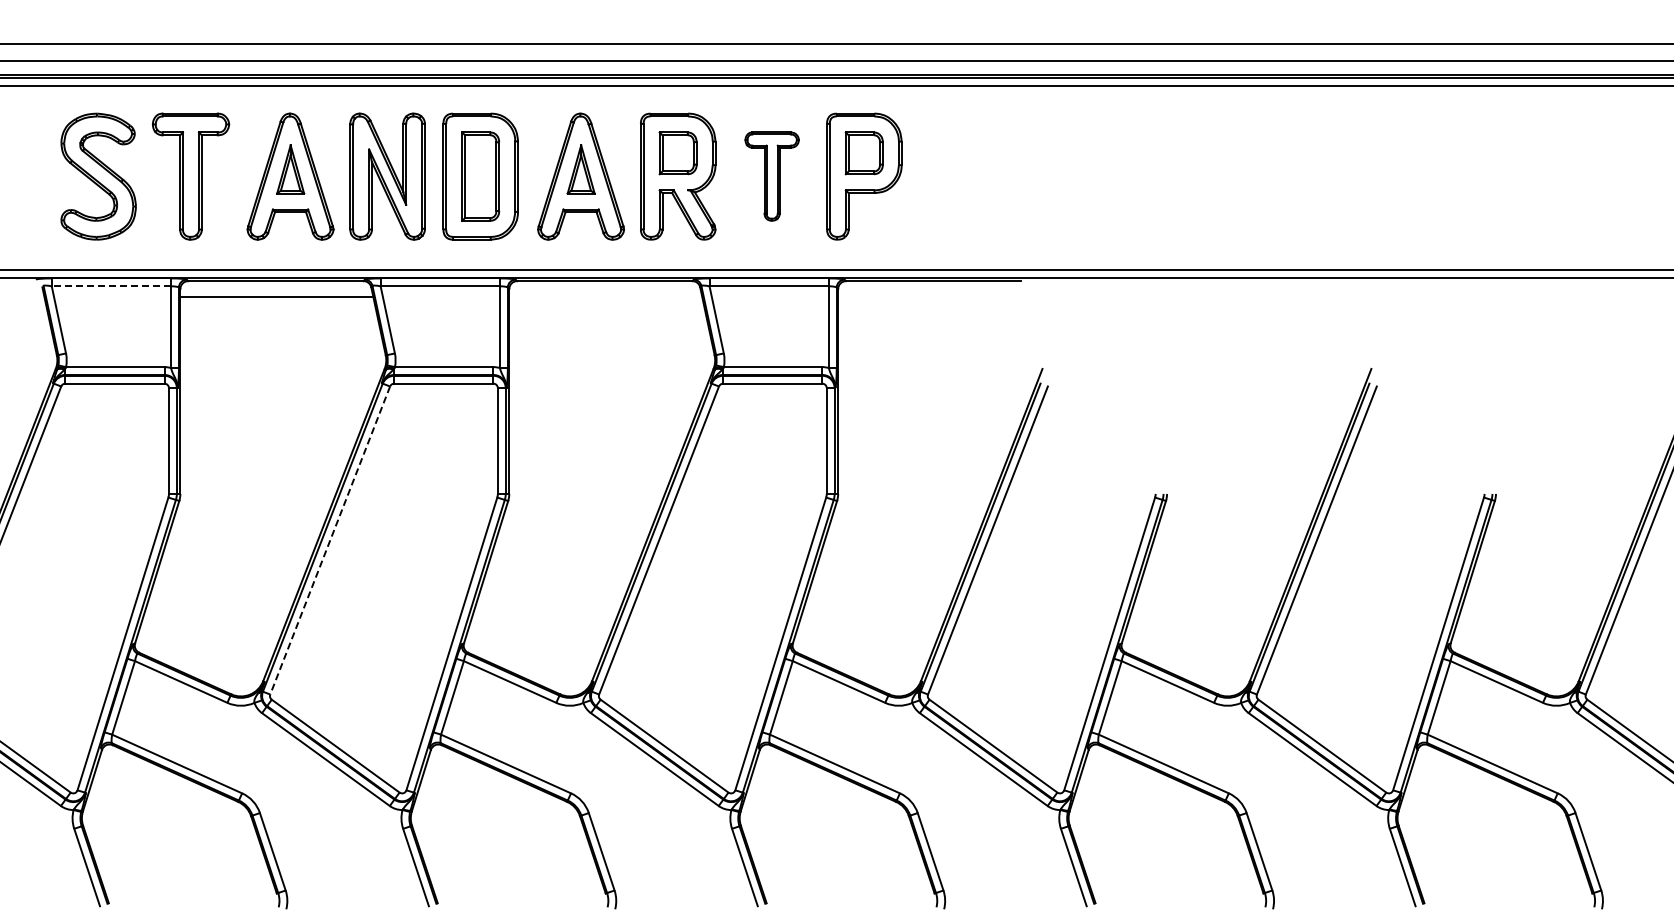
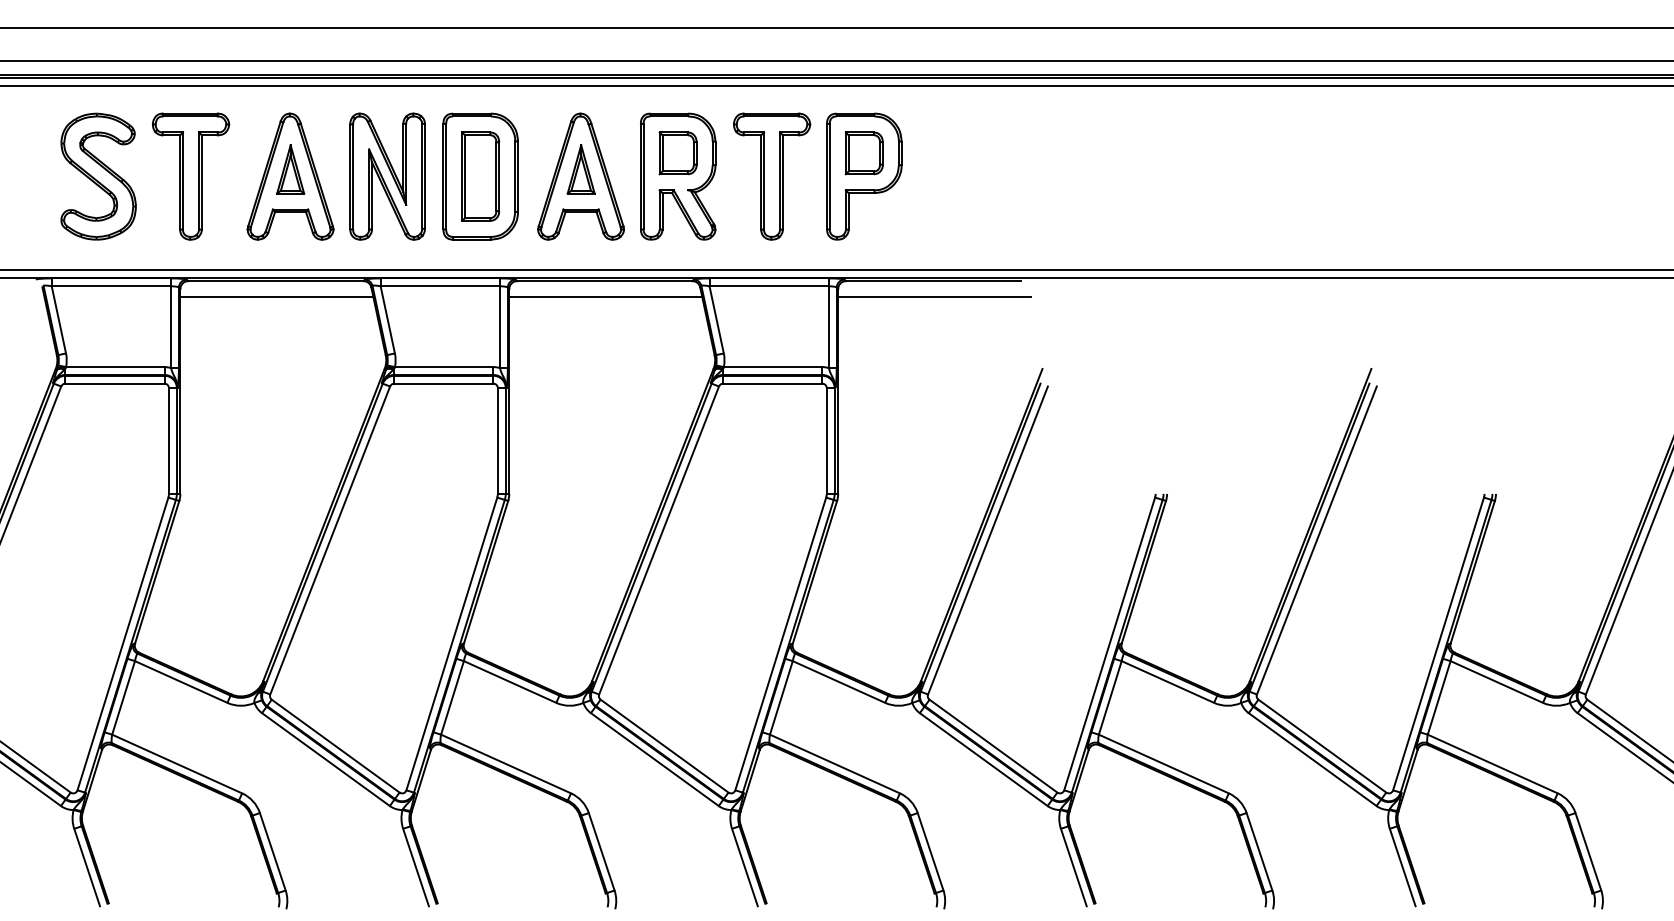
line position: (836, 43) -> (836, 27) (836, 27)
part size: 56x91 px -> 79x129 px (772, 176)
line: dashed -> solid (111, 286)
line: none -> present (605, 297)
line: none -> present (934, 297)
line: dashed -> solid (330, 540)
